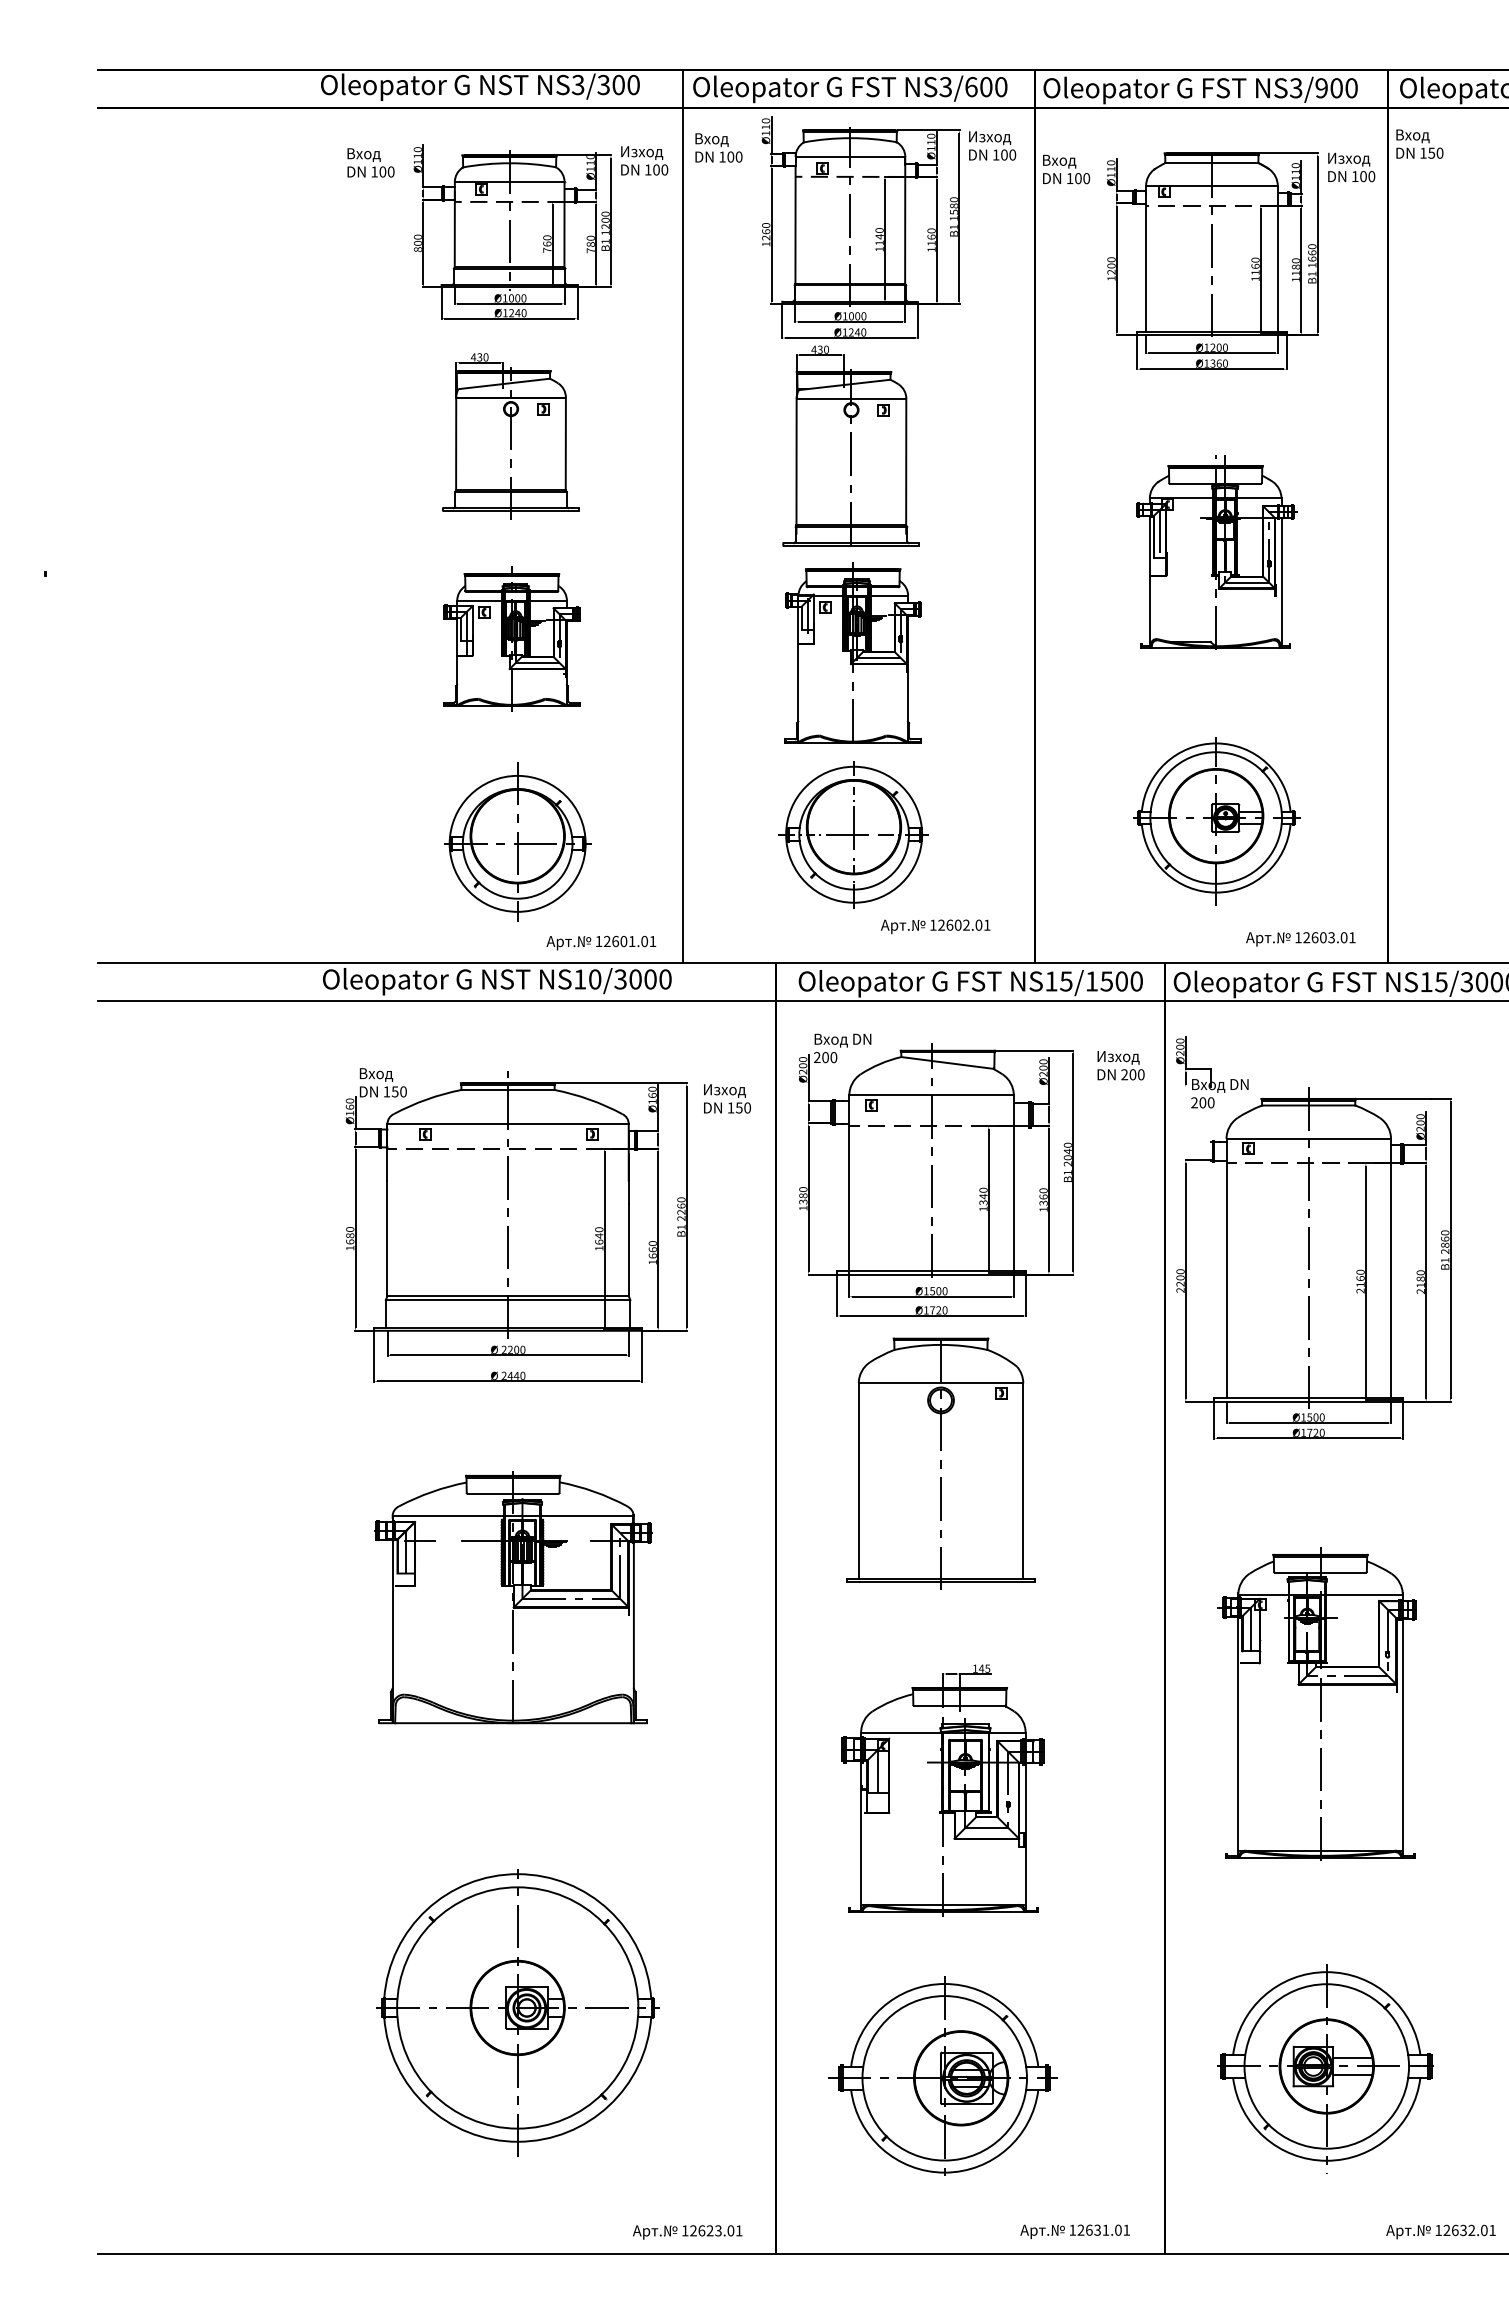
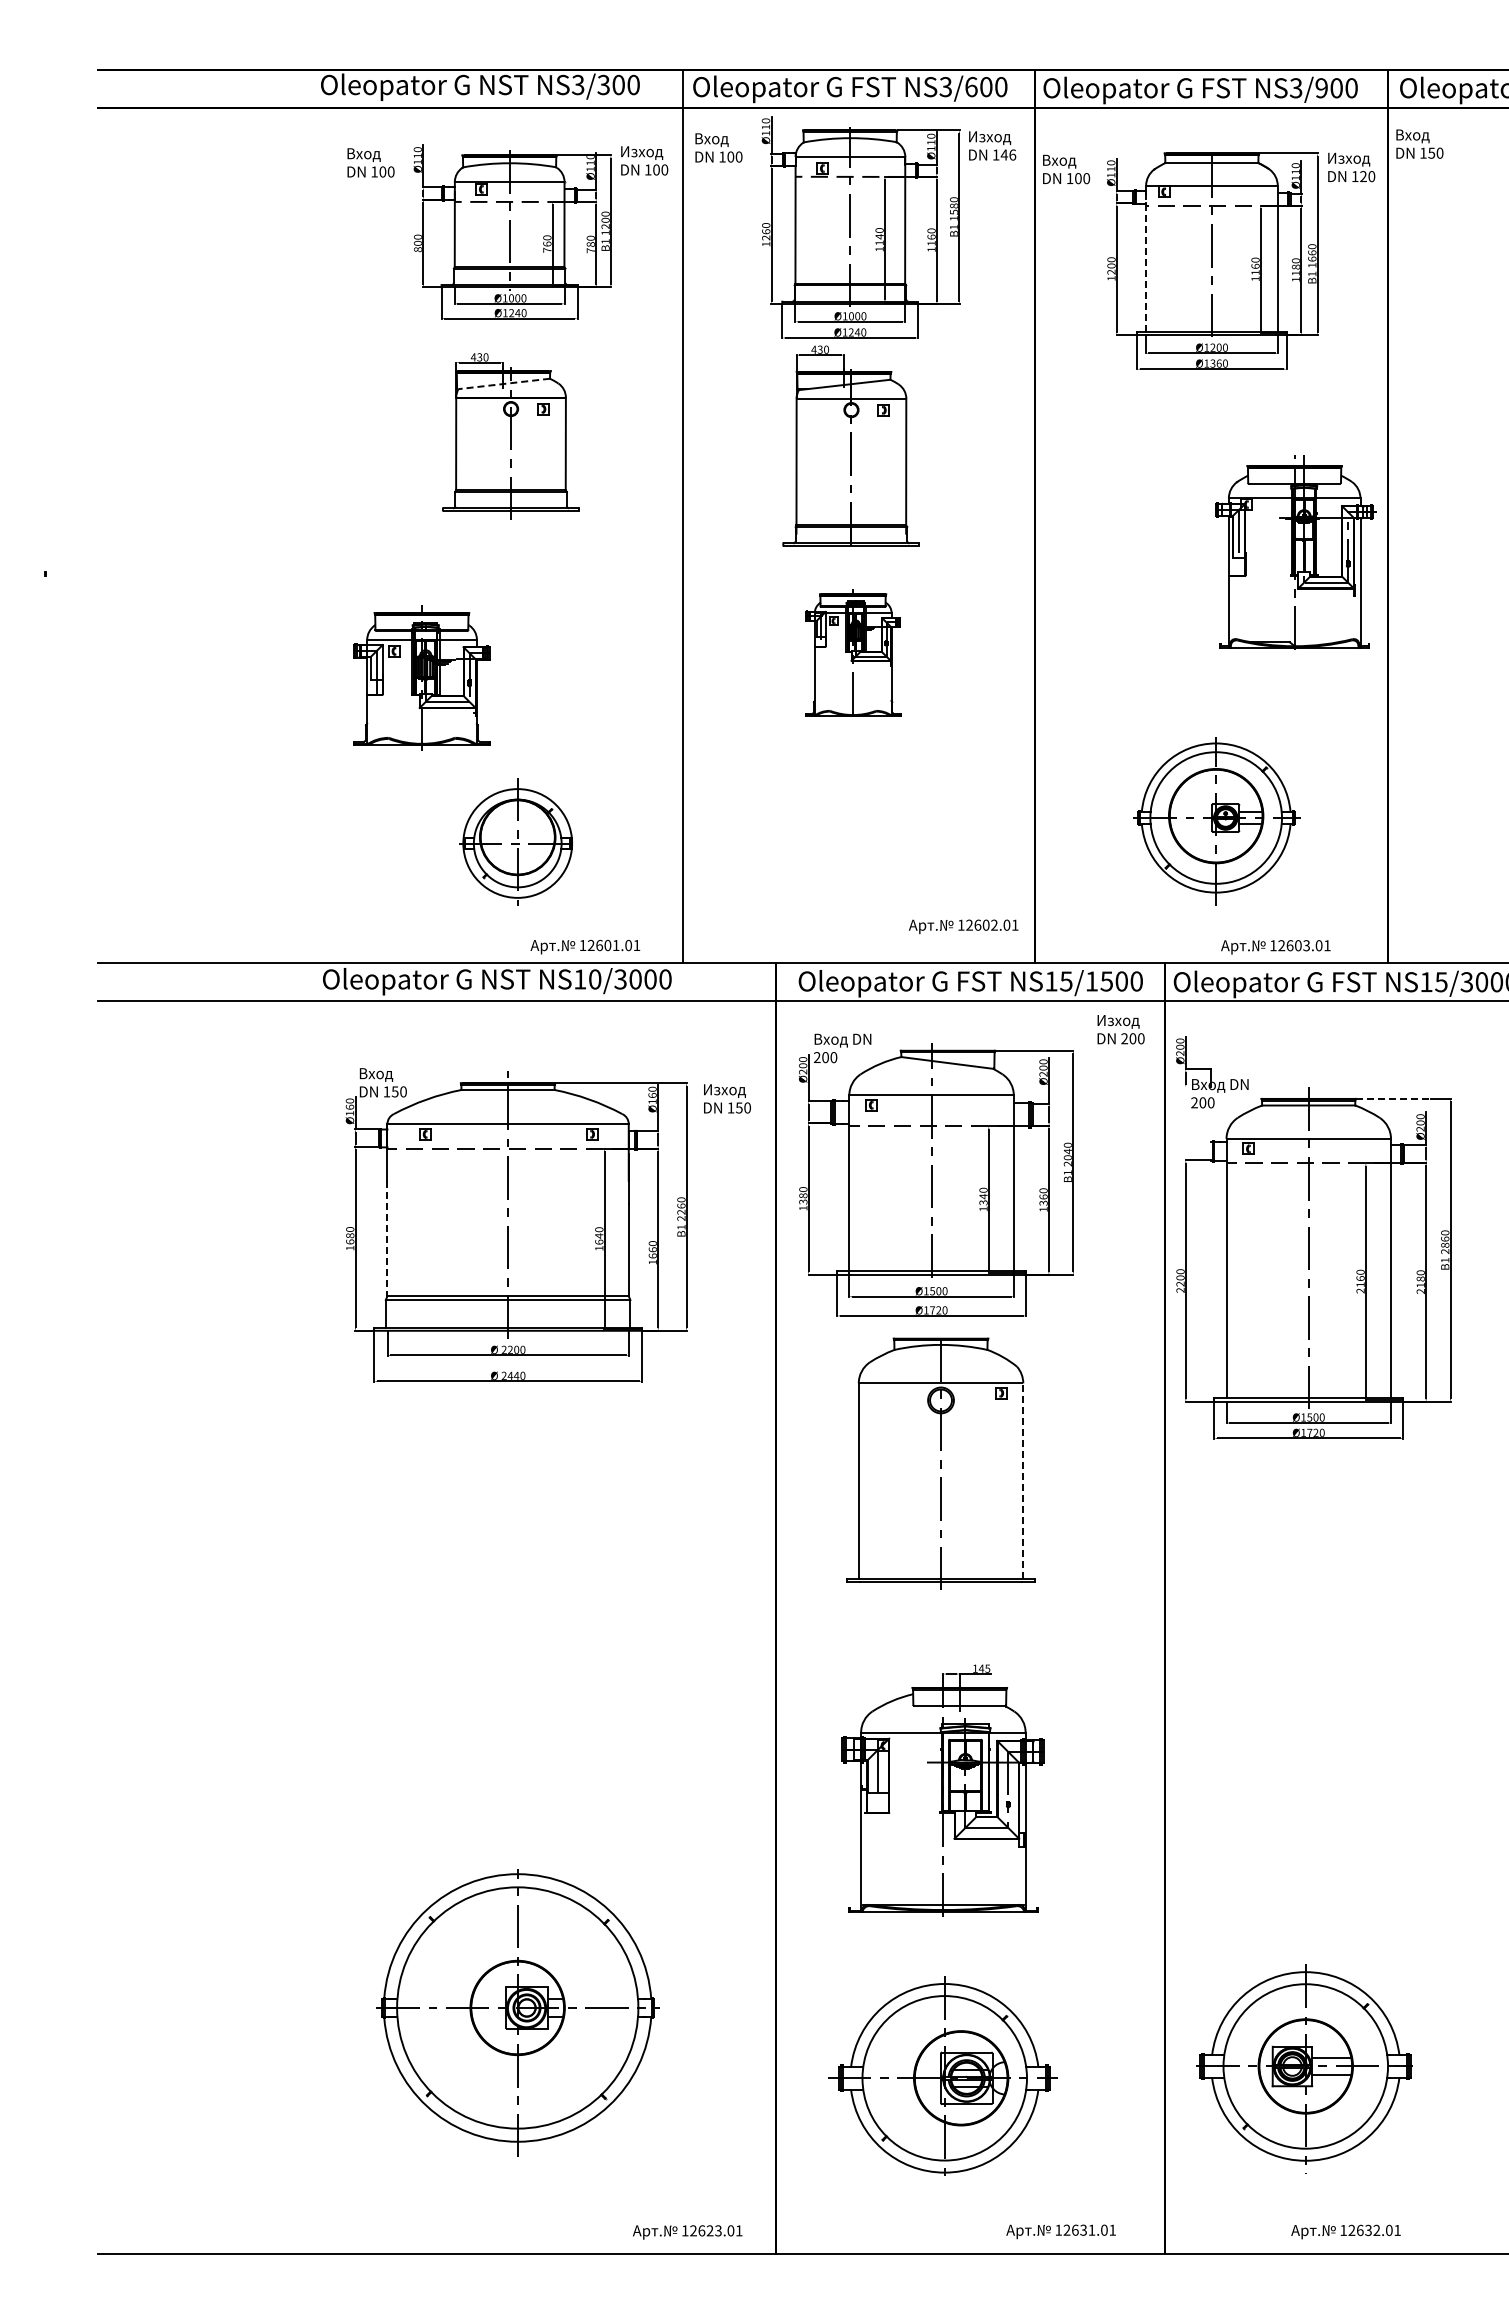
text: 100 -> 146 (1008, 154)
text: 100 -> 120 (1363, 176)
line: solid -> dashed (1146, 262)
line: solid -> dashed (503, 384)
part position: (1216, 552) -> (1295, 552) (1295, 552)
part position: (511, 638) -> (421, 677) (421, 677)
part size: 138x182 px -> 97x128 px (853, 652)
part: present -> none (853, 834)
part size: 148x160 px -> 114x128 px (515, 841)
text position: (935, 926) -> (963, 926) (963, 926)
text position: (1300, 939) -> (1275, 947) (1275, 947)
text position: (601, 942) -> (585, 946) (585, 946)
text position: (1120, 1065) -> (1120, 1029) (1120, 1029)
line: solid -> dashed (1393, 1098)
line: solid -> dashed (387, 1239)
line: solid -> dashed (1023, 1481)
part: present -> none (513, 1597)
part: present -> none (1316, 1703)
part position: (1325, 2068) -> (1304, 2068) (1304, 2068)
text position: (1074, 2231) -> (1060, 2231) (1060, 2231)
text position: (1440, 2231) -> (1345, 2231) (1345, 2231)
